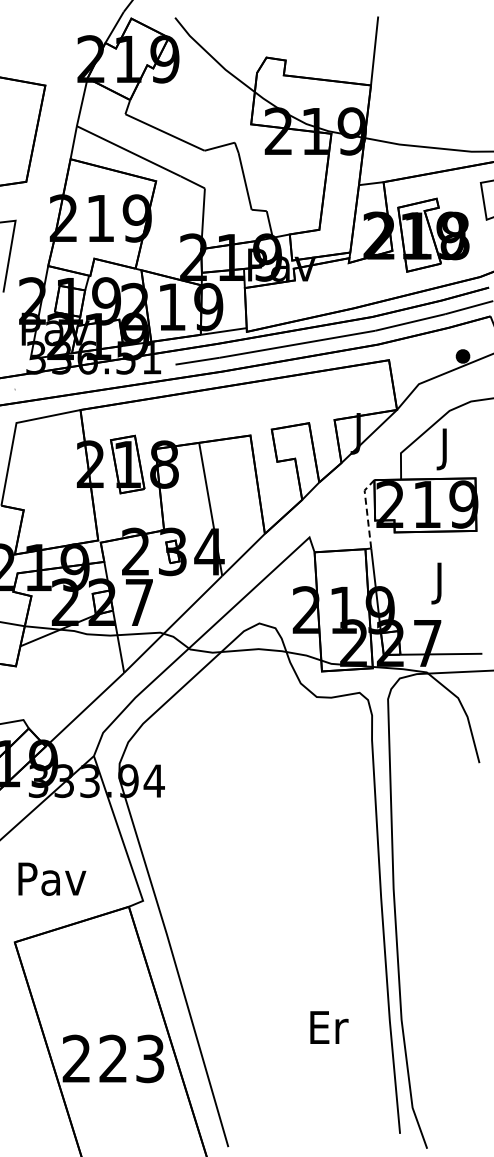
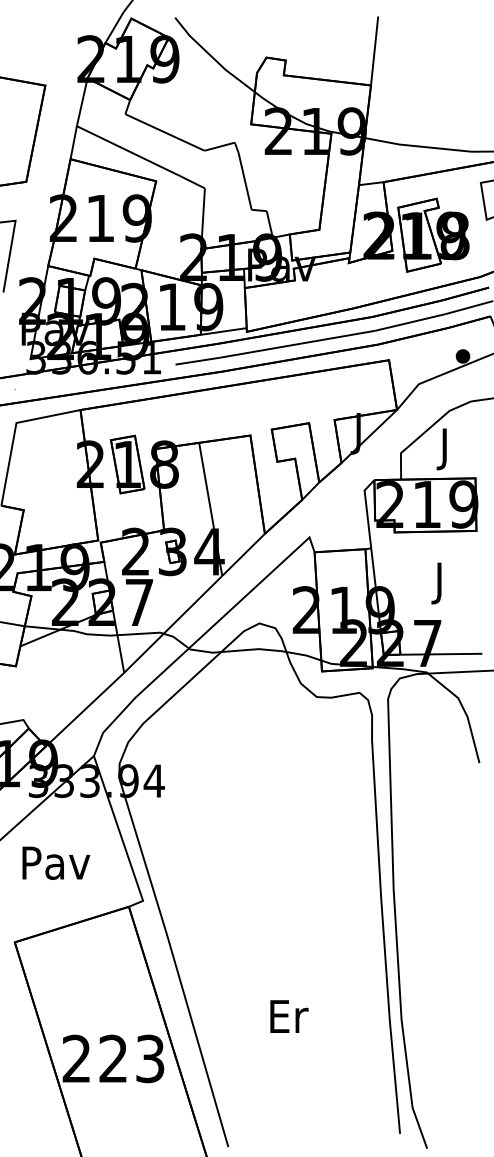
line: dashed -> solid (366, 511)
text position: (52, 878) -> (56, 862) (56, 862)
text position: (329, 1027) -> (289, 1016) (289, 1016)
